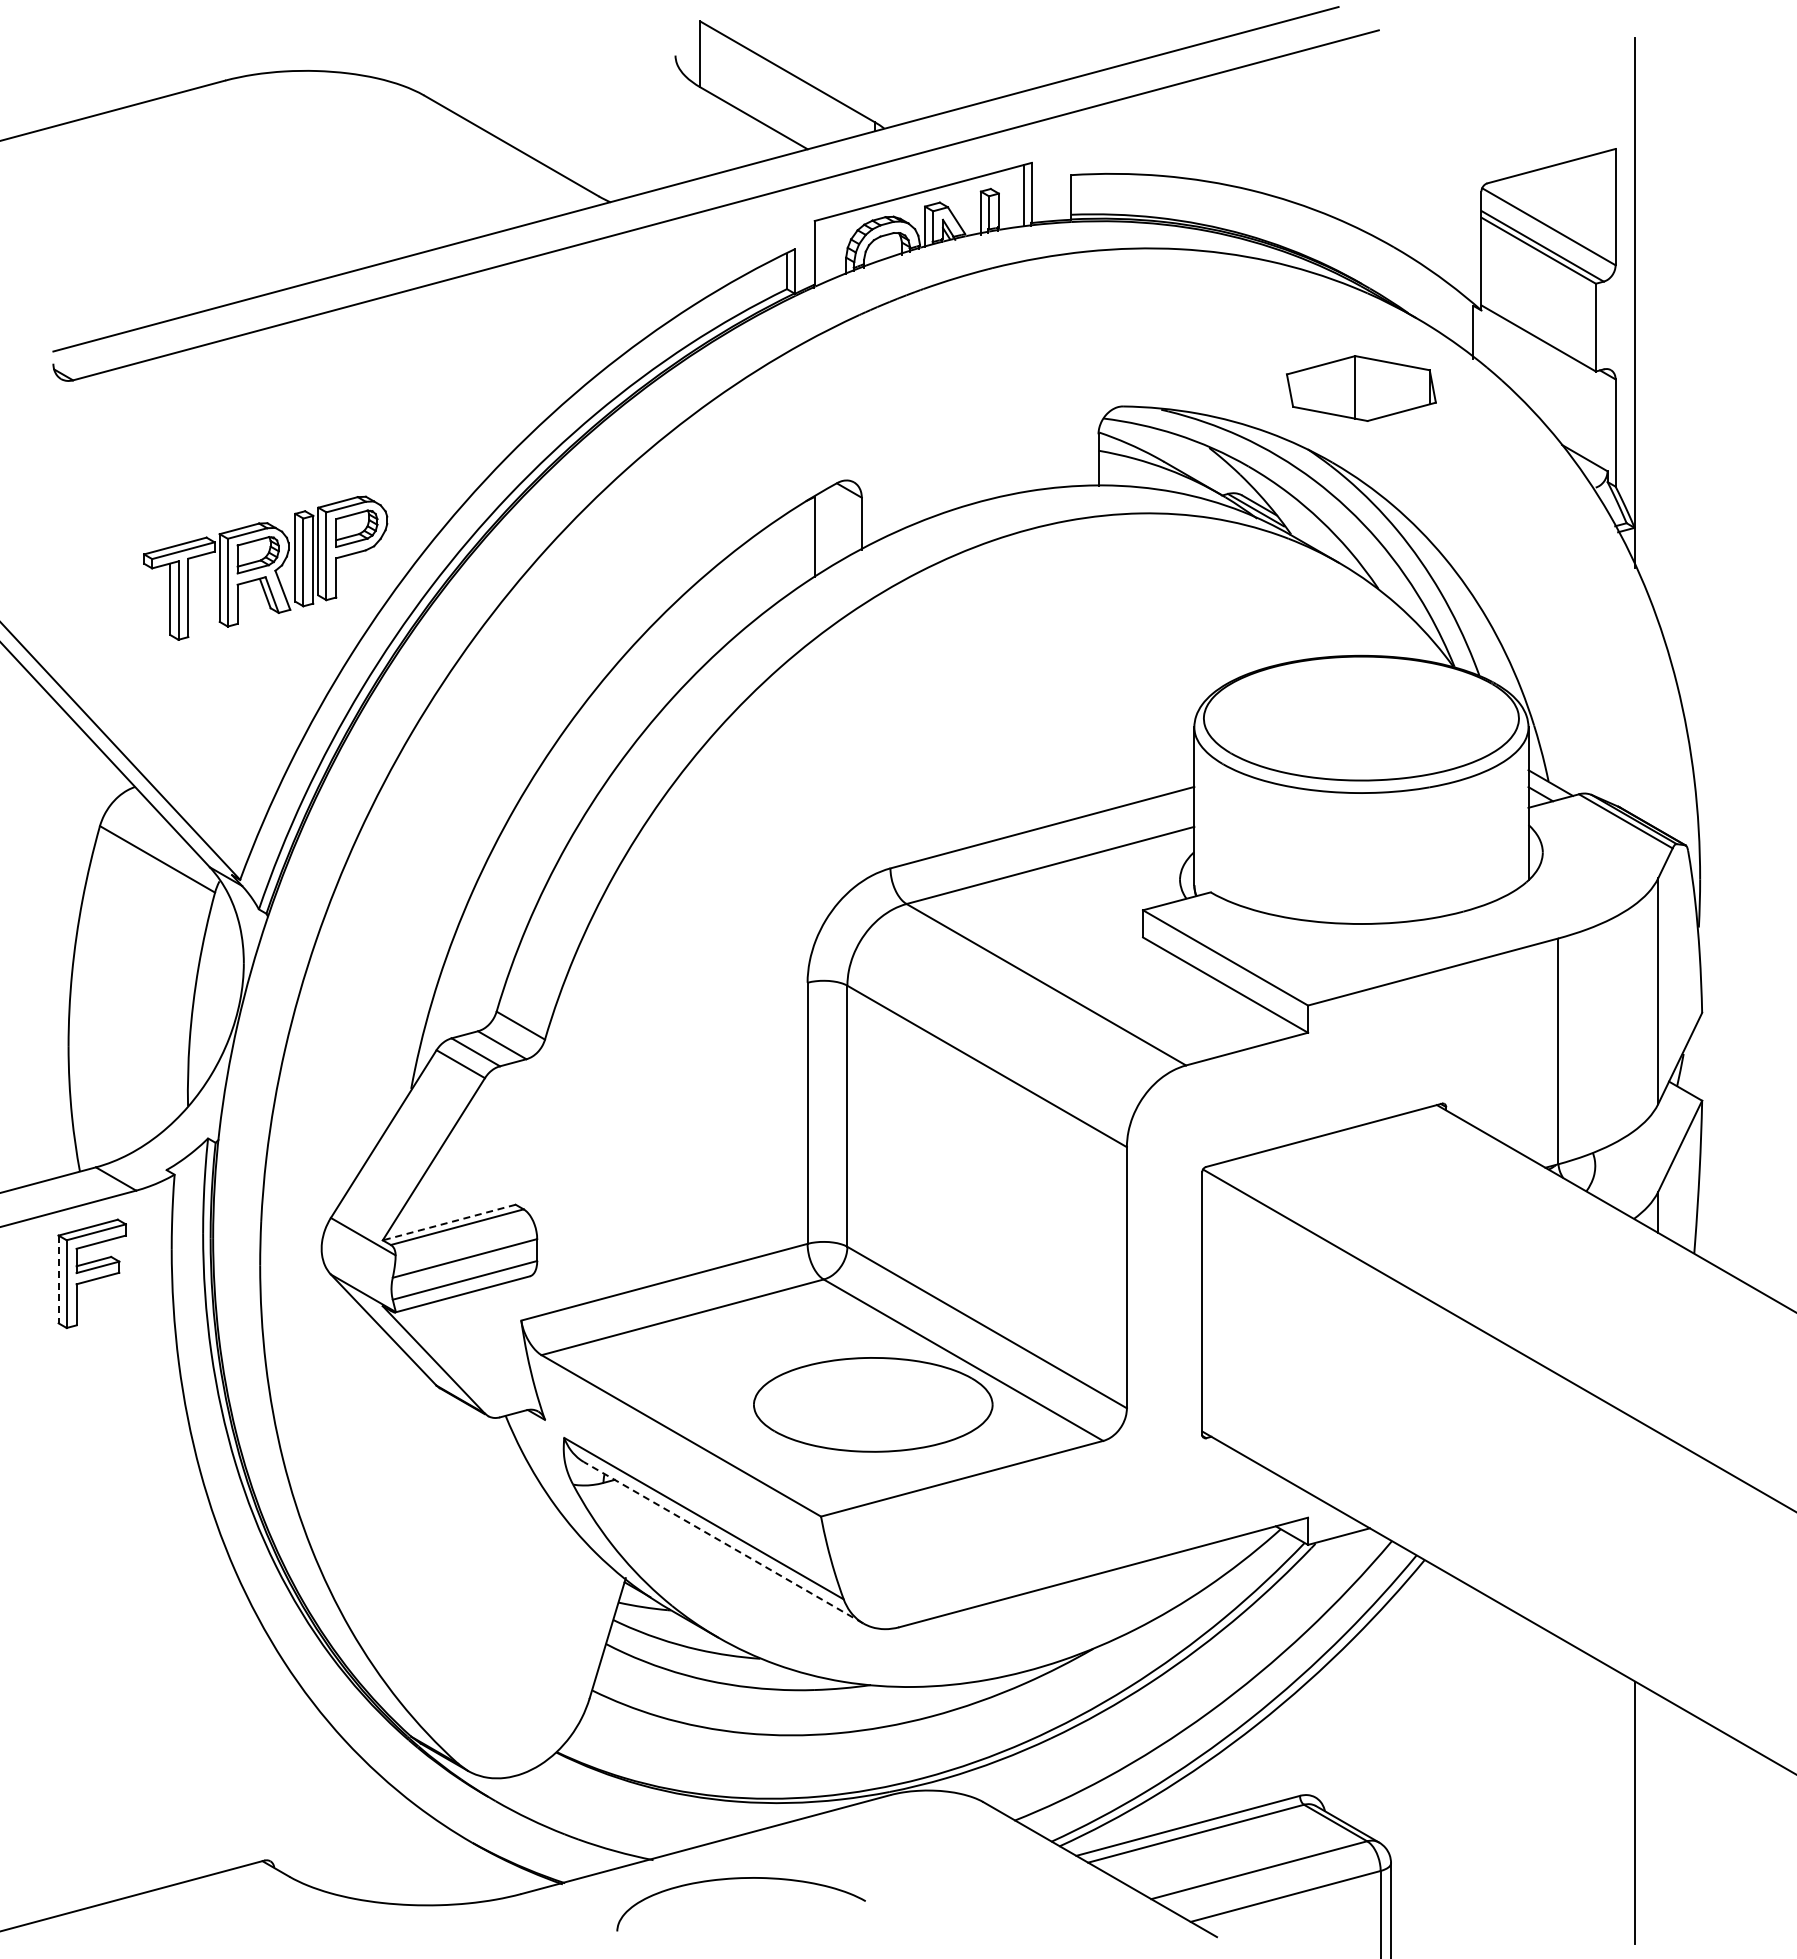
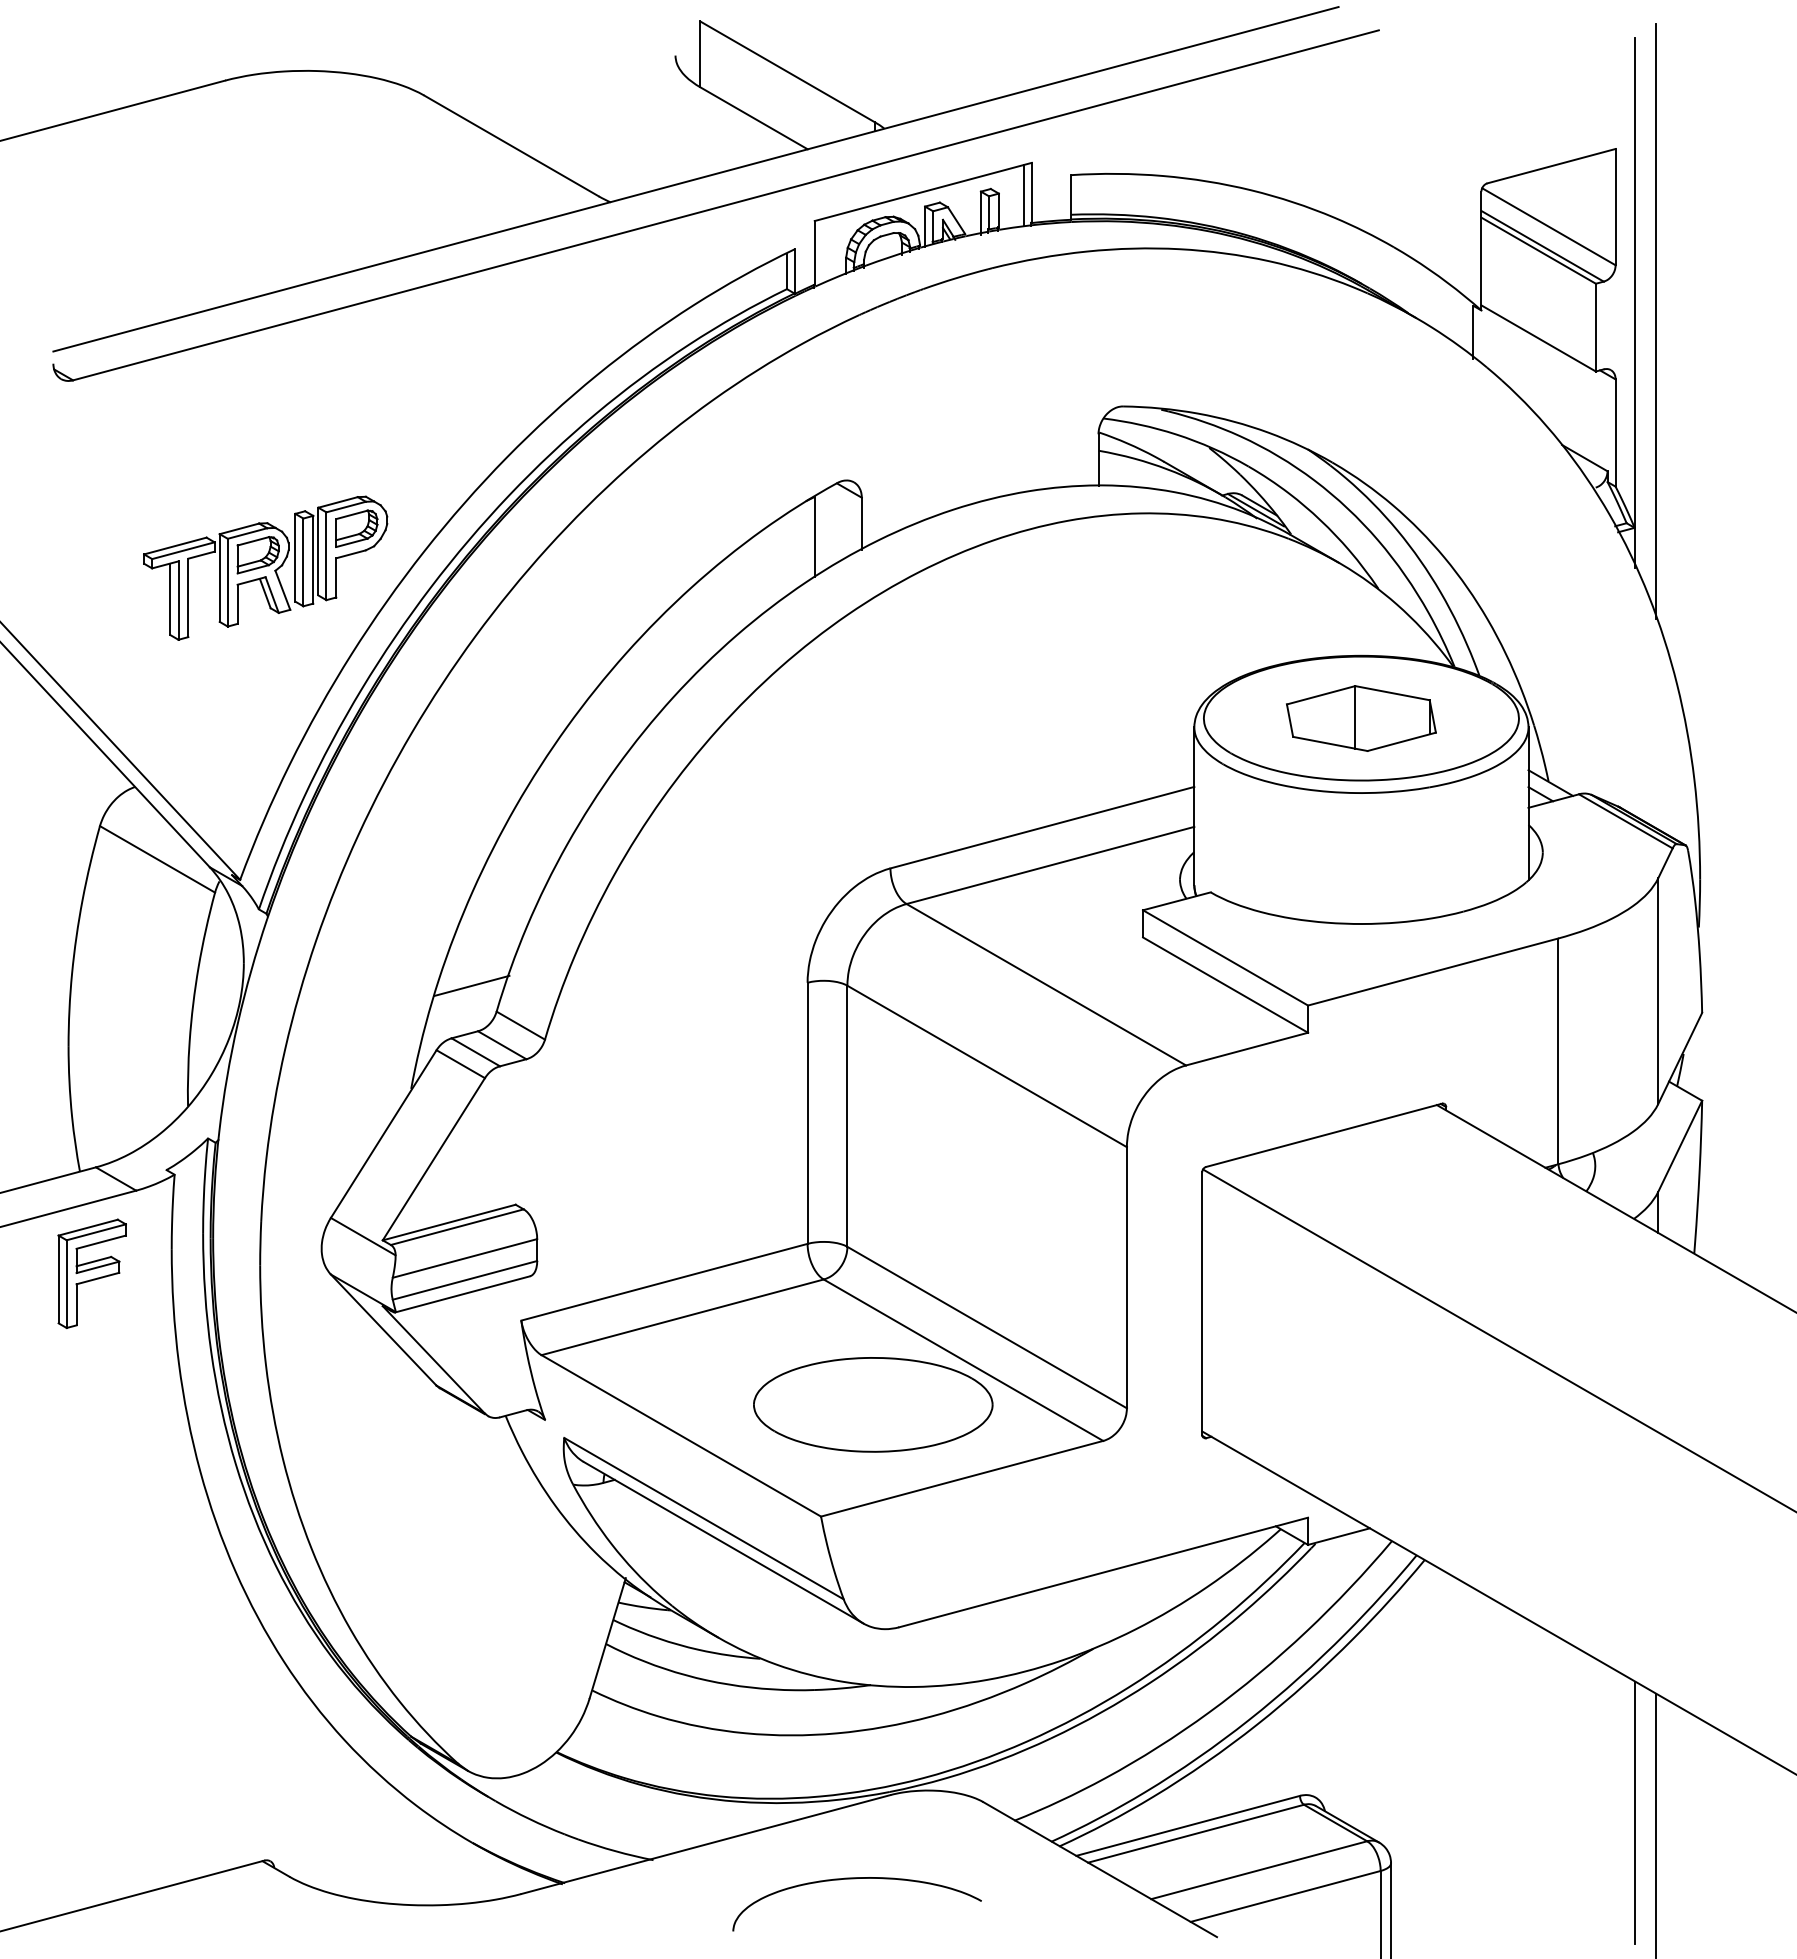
line: none -> present (1656, 321)
part position: (1361, 388) -> (1361, 718) (1361, 718)
line: none -> present (471, 985)
line: dashed -> solid (449, 1222)
line: dashed -> solid (58, 1279)
line: dashed -> solid (723, 1542)
line: none -> present (1656, 1824)
curve position: (739, 1879) -> (855, 1879) (855, 1879)
